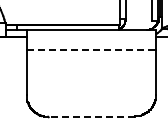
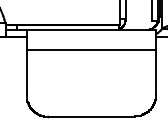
line: dashed -> solid (91, 49)
line: dashed -> solid (91, 116)
